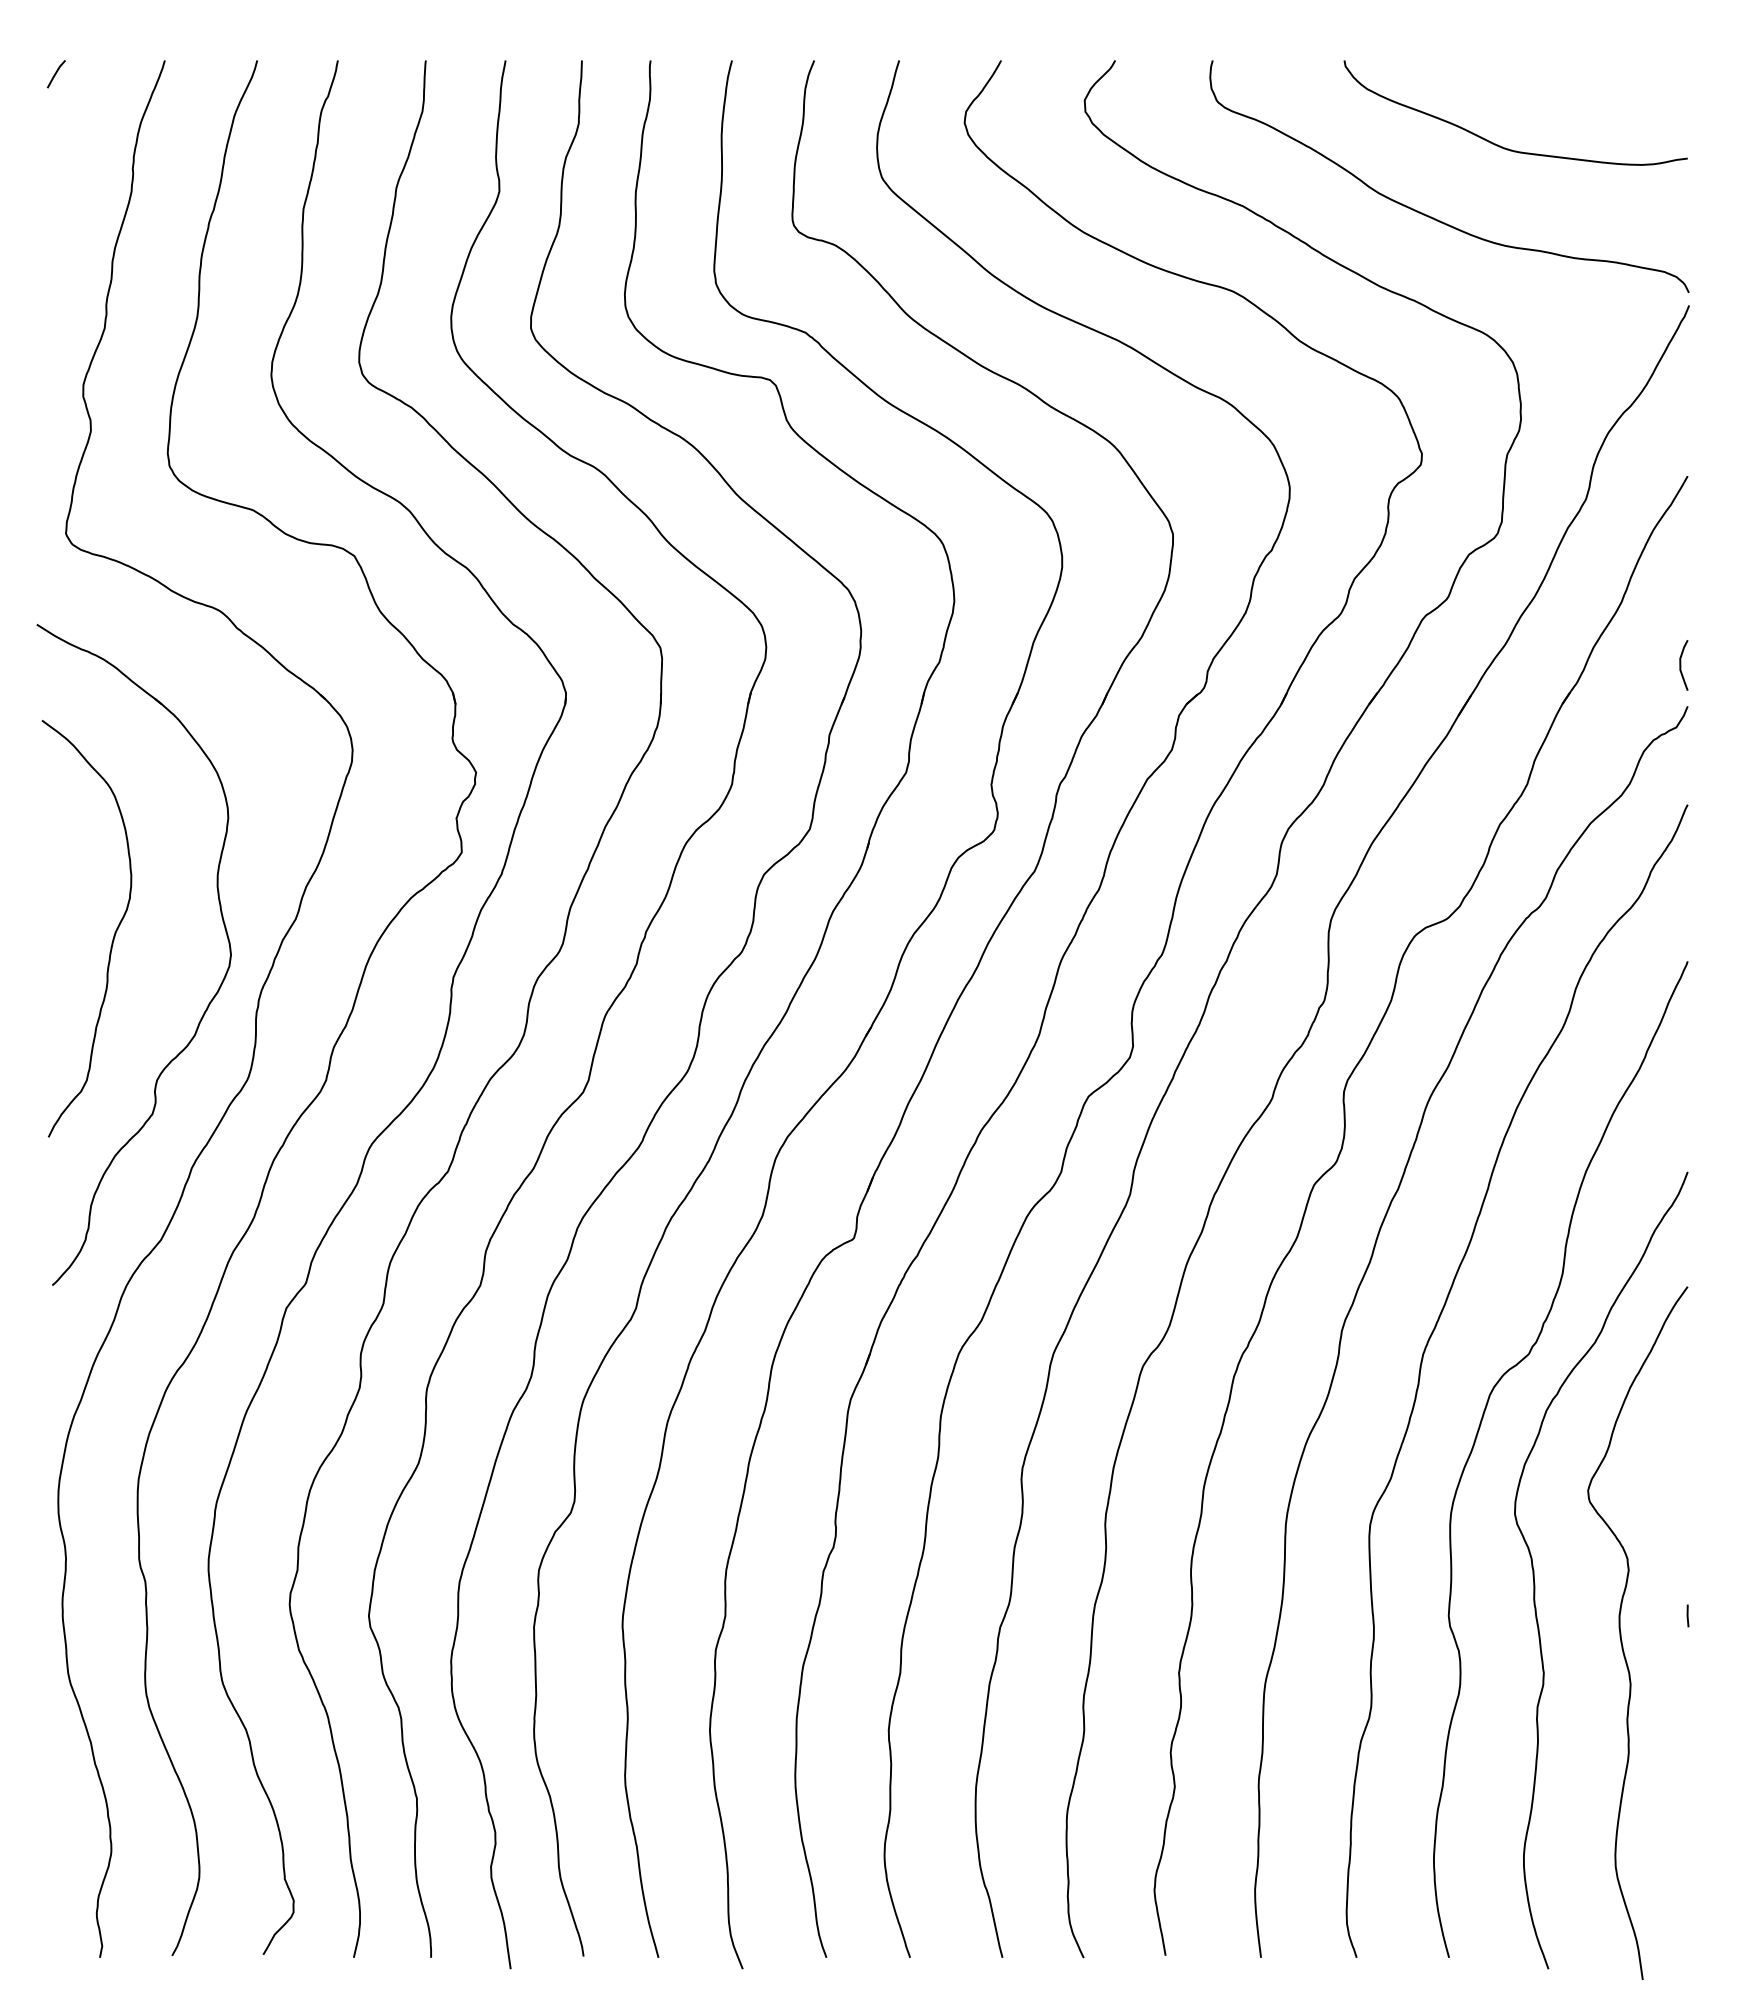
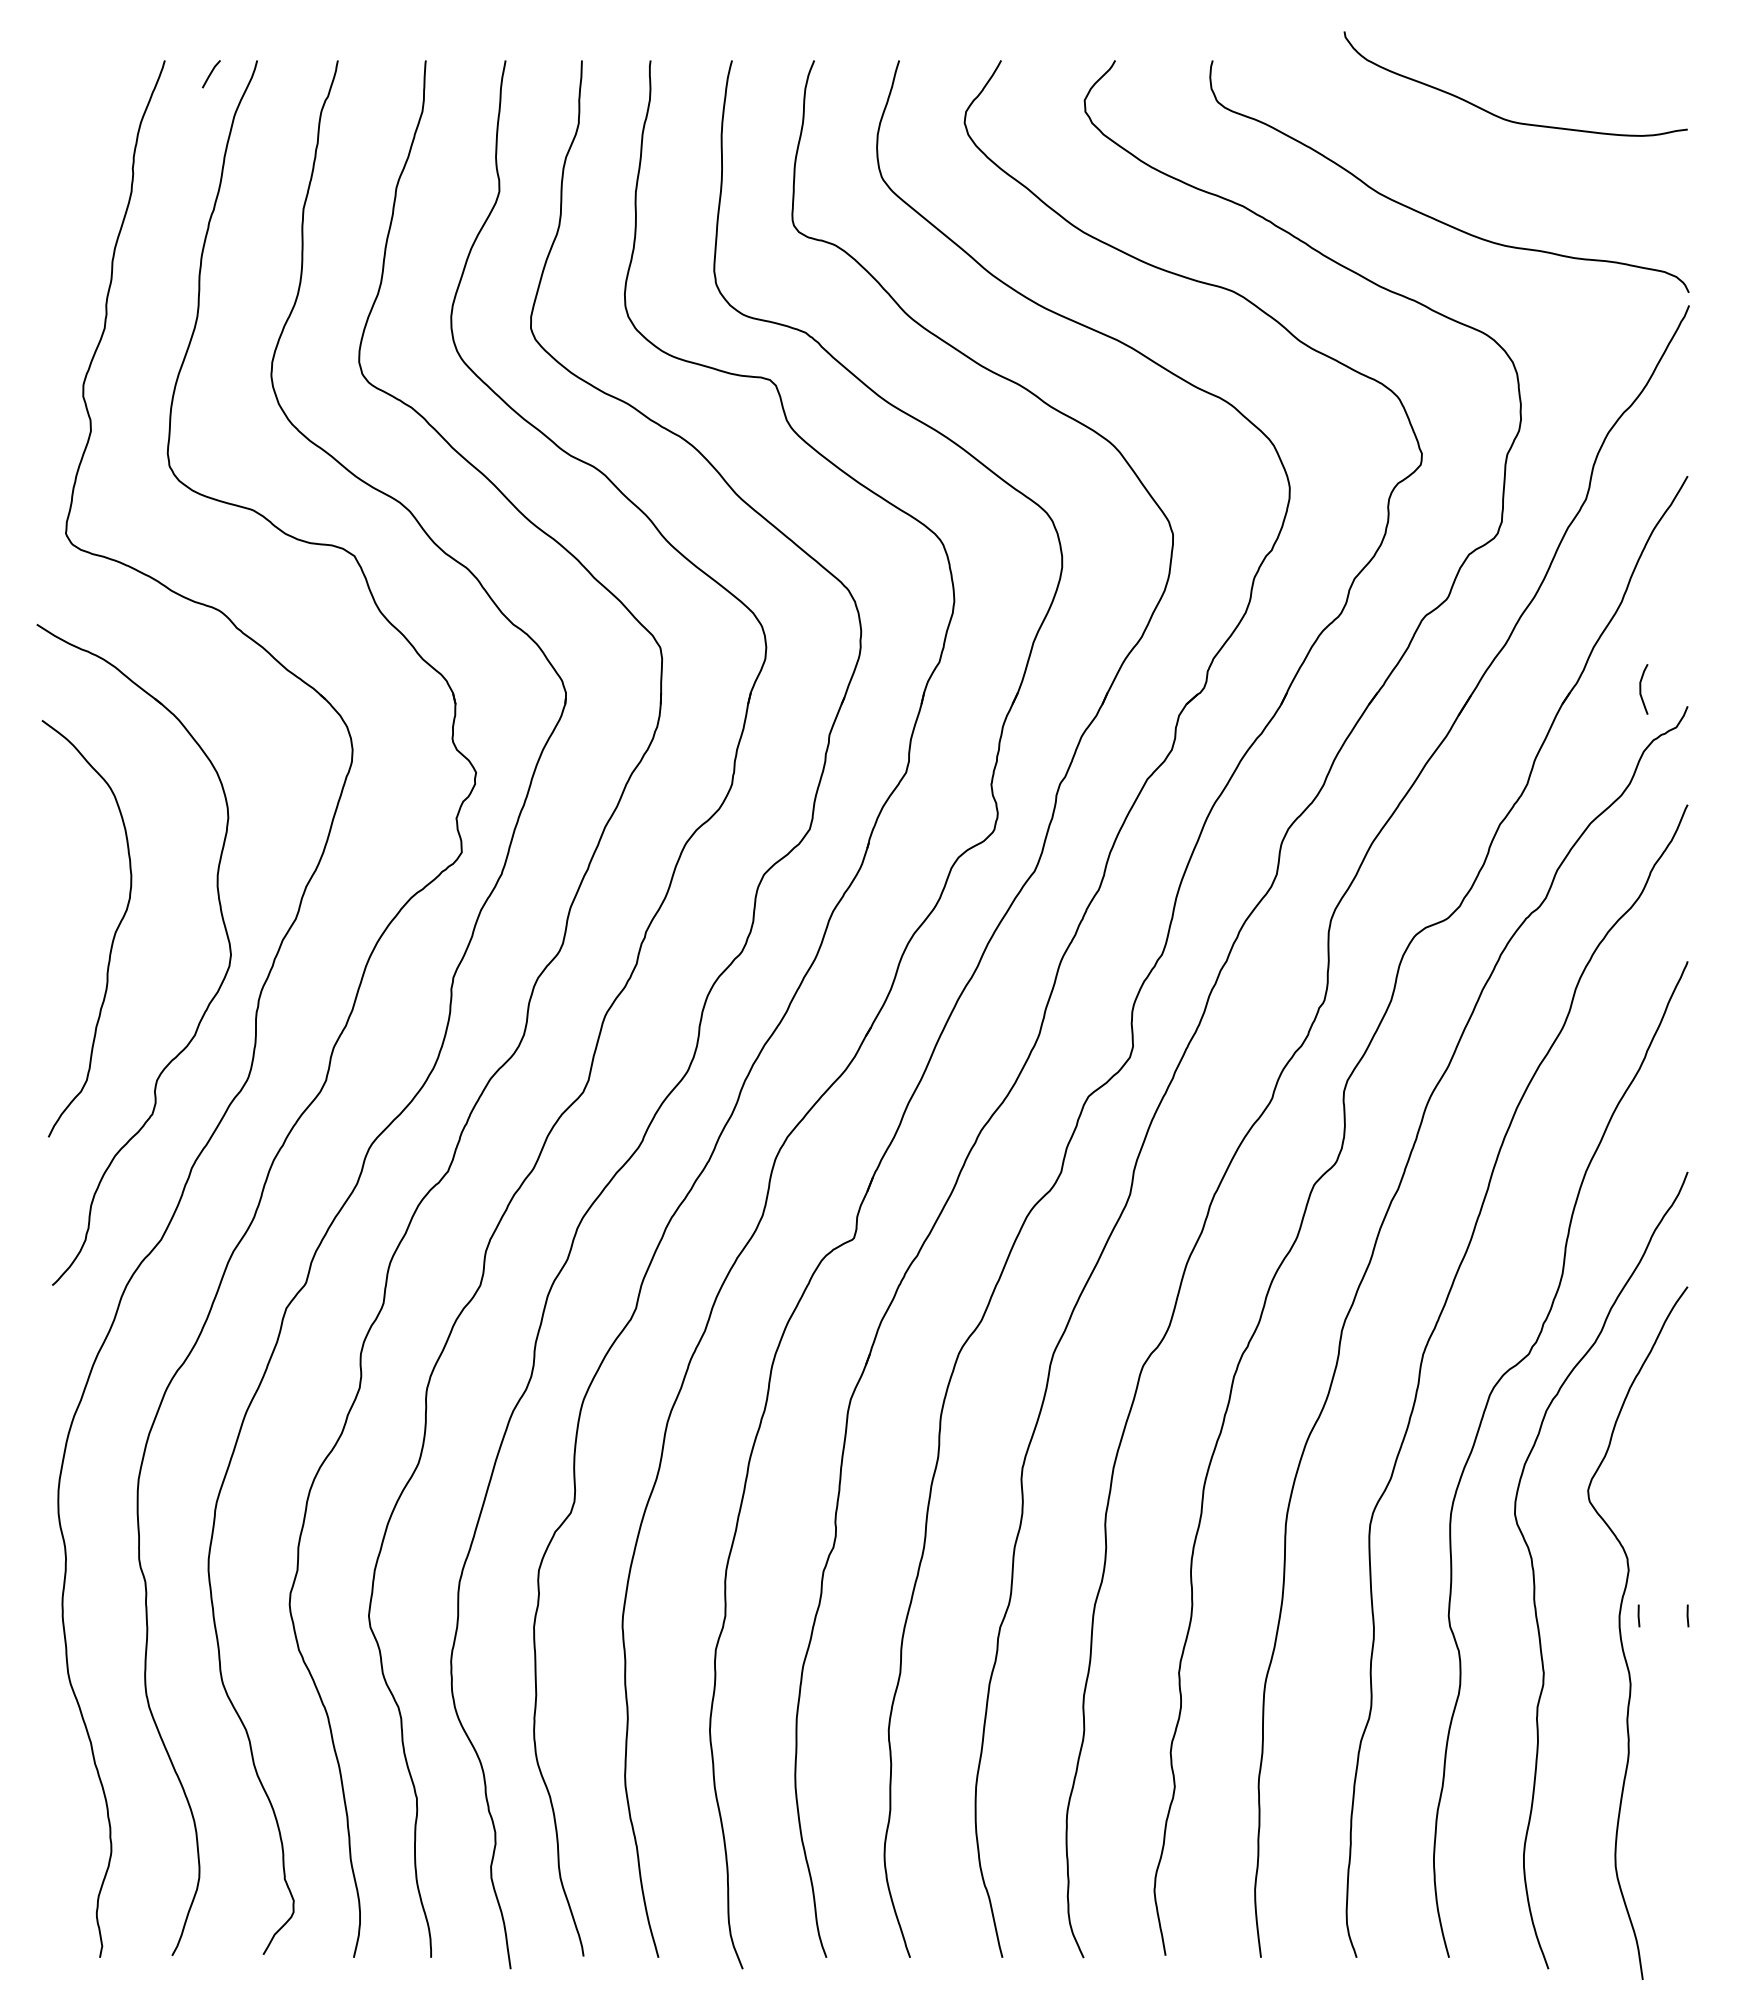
line position: (56, 74) -> (211, 74) (211, 74)
curve position: (1498, 144) -> (1498, 115) (1498, 115)
curve position: (1681, 665) -> (1641, 689) (1641, 689)
line: none -> present (1638, 1615)
